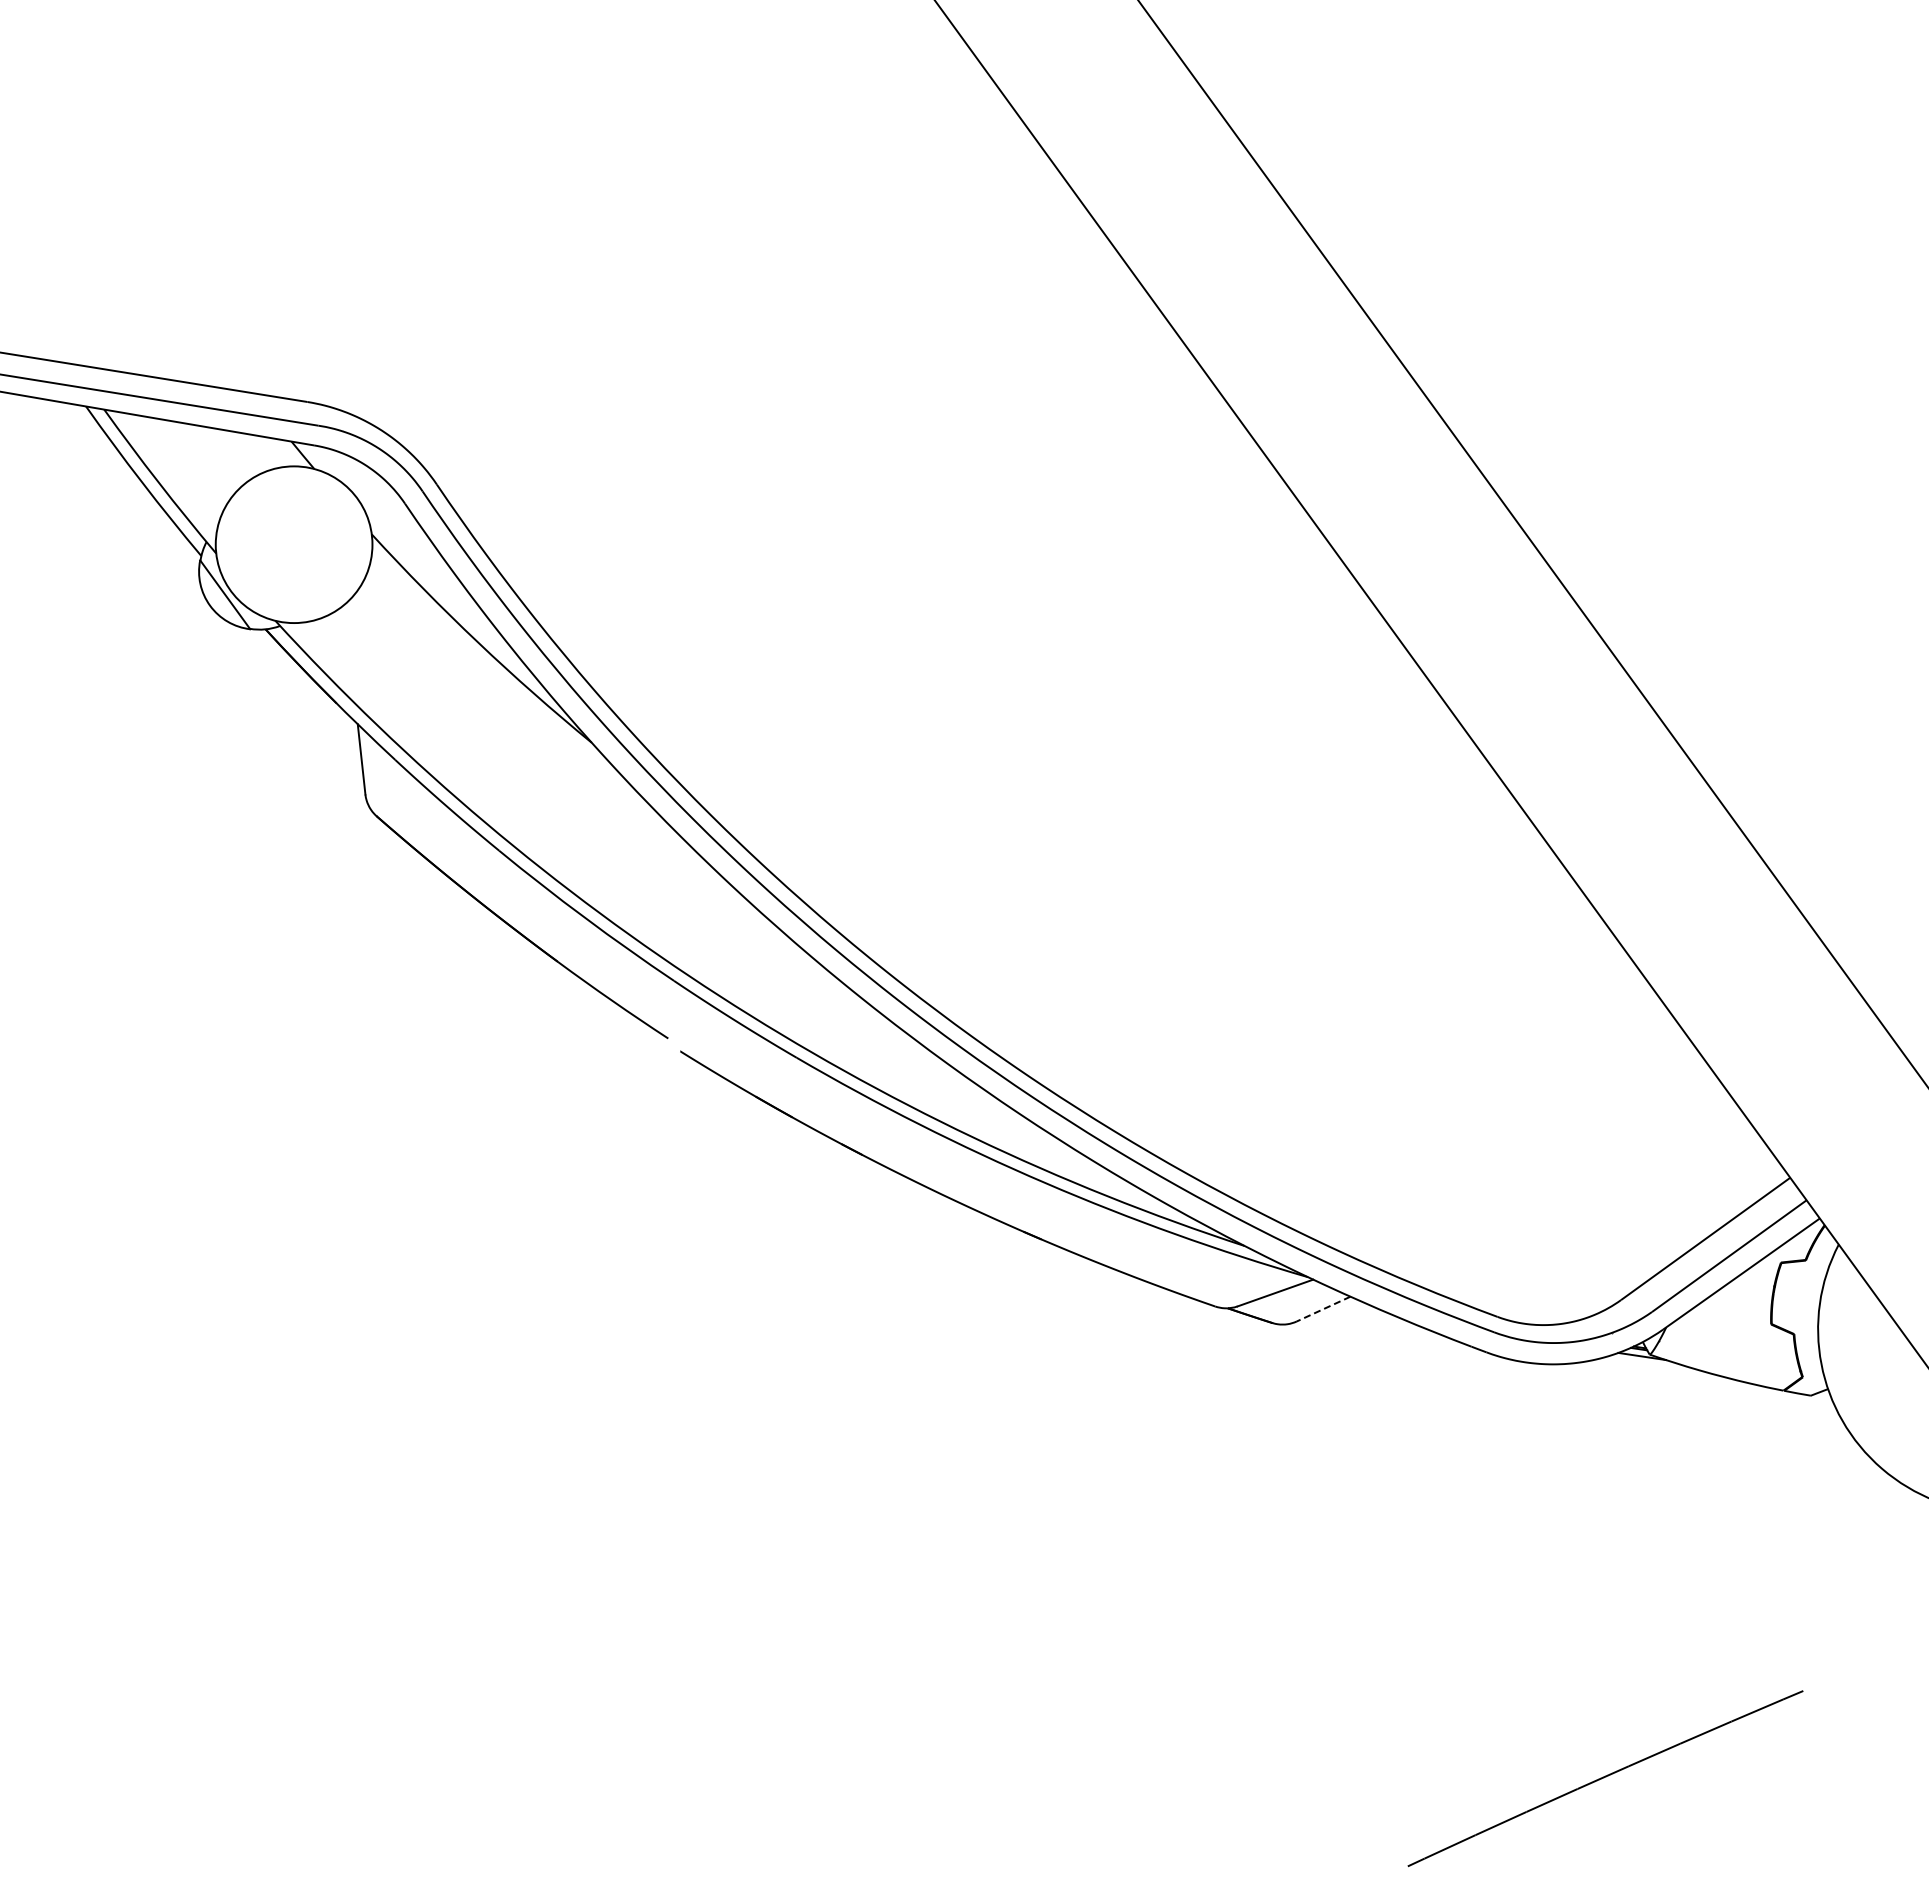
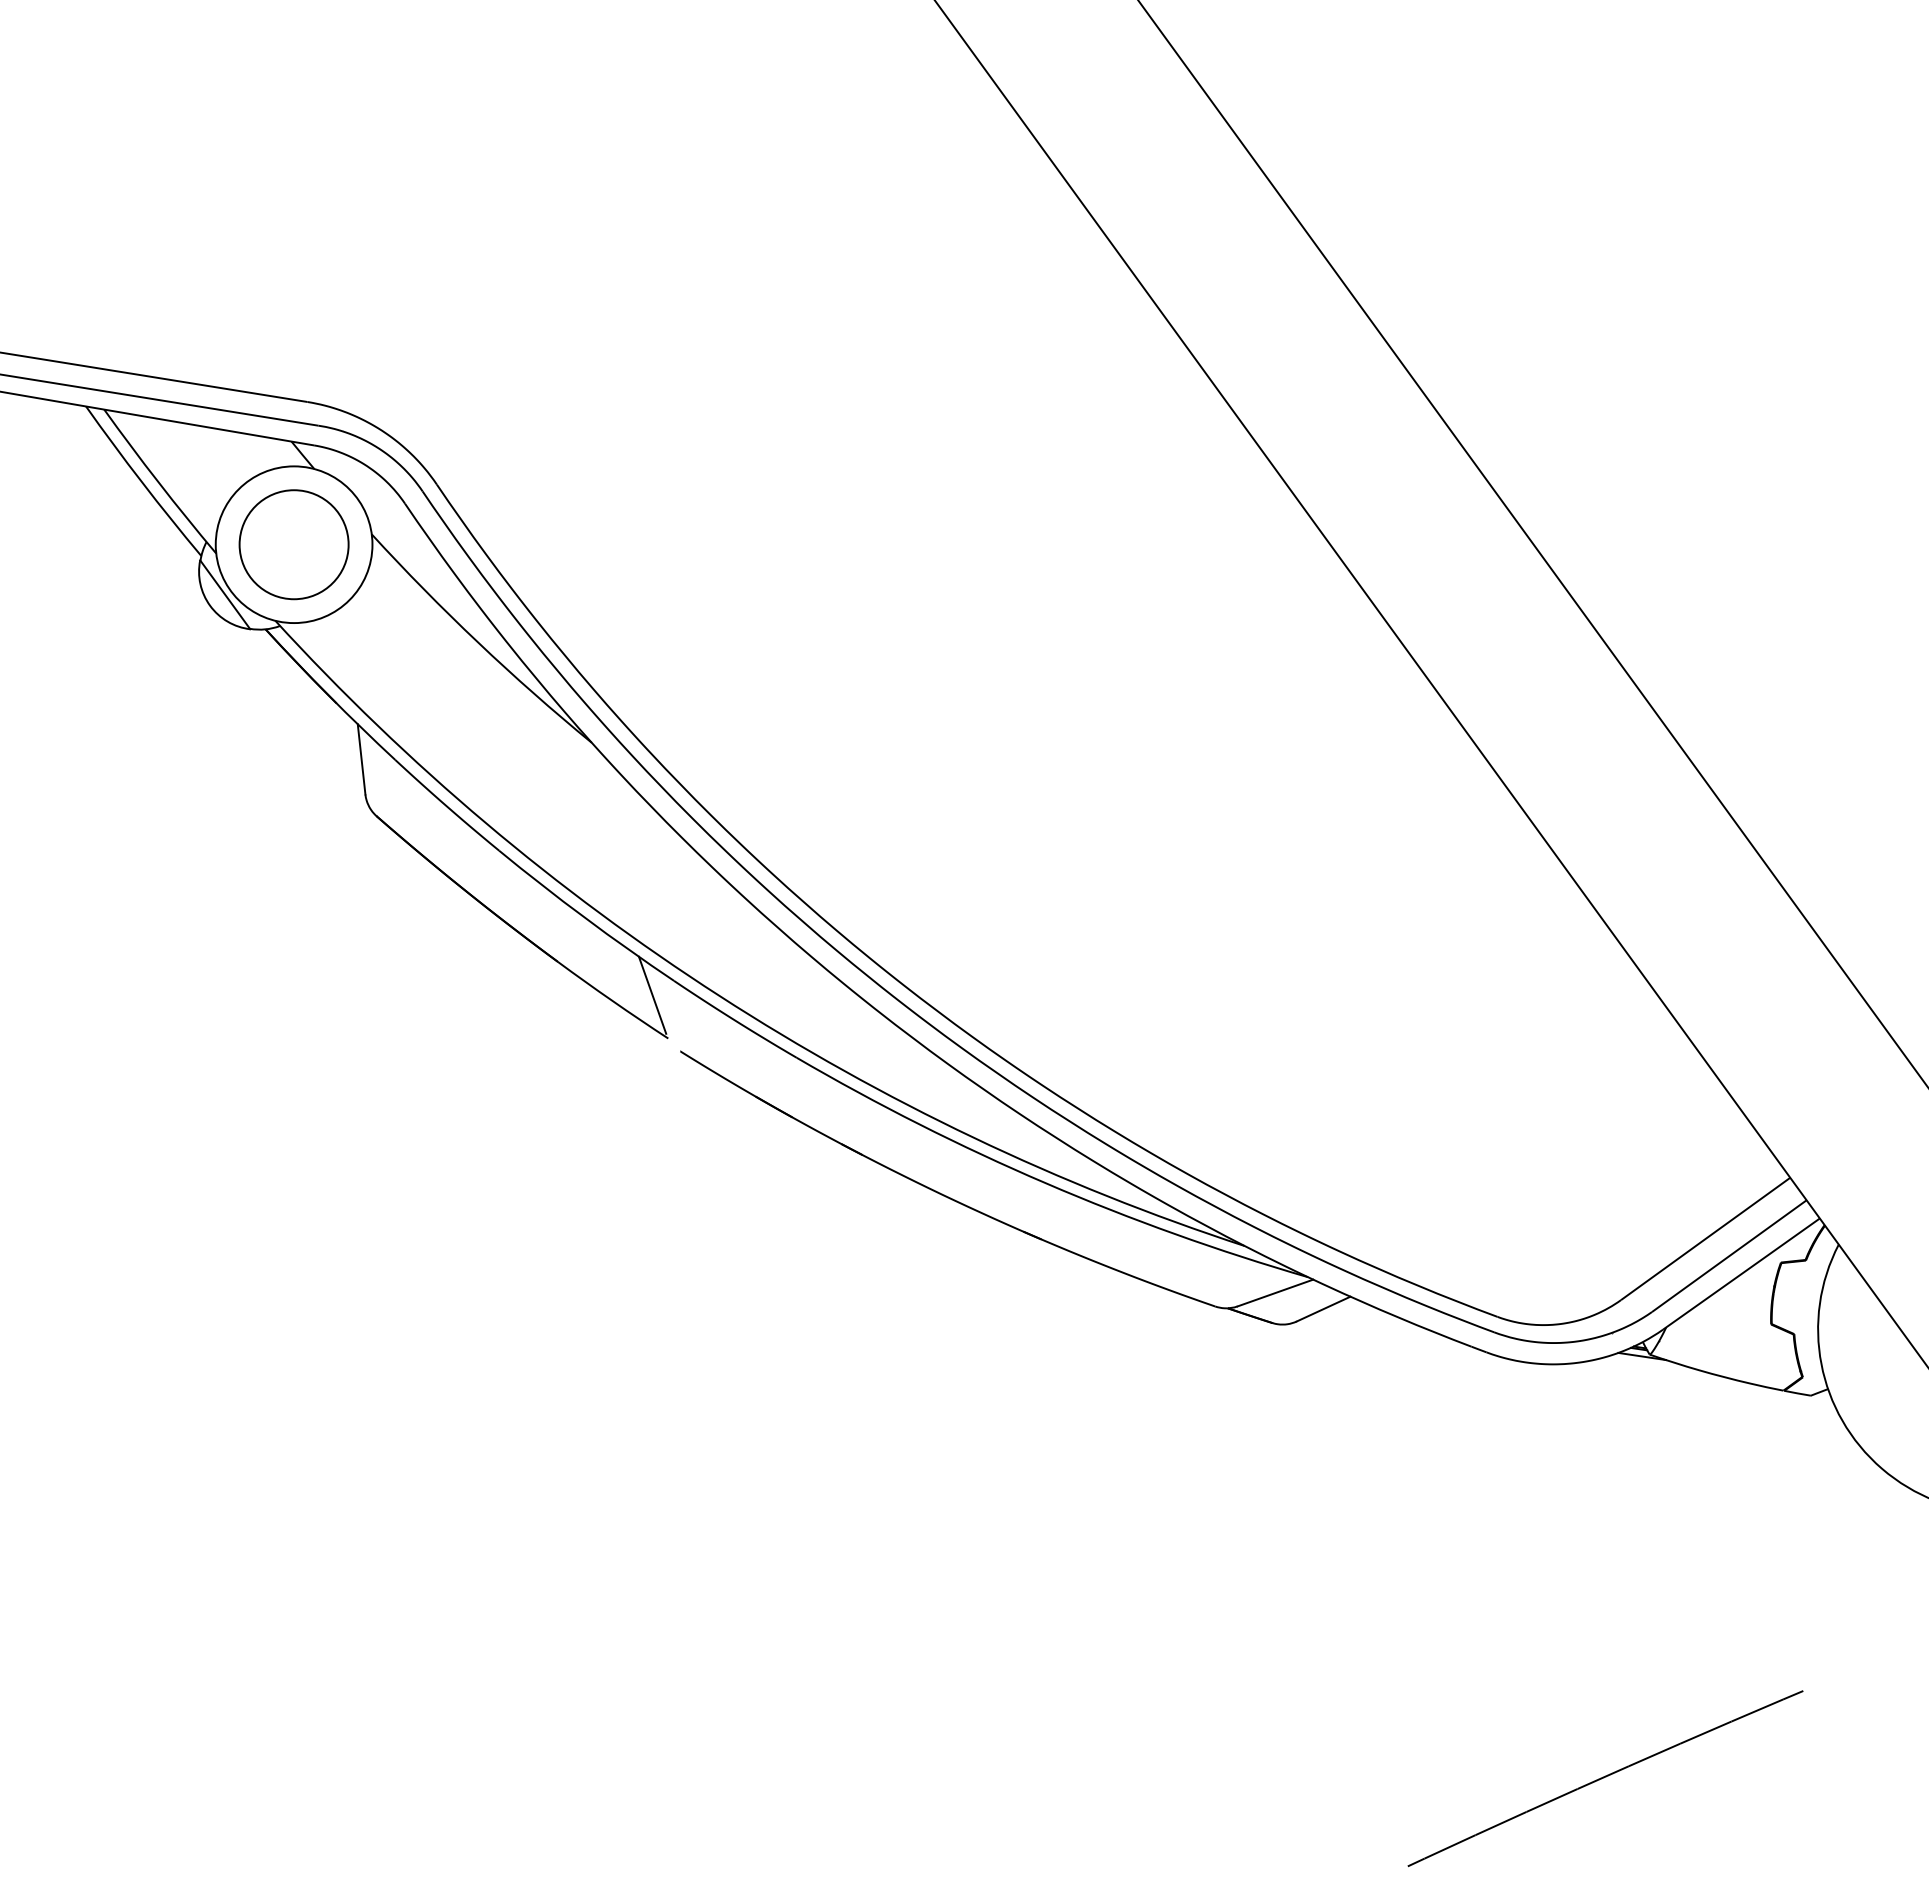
circle: none -> present (293, 544)
line: none -> present (652, 994)
line: dashed -> solid (1323, 1309)
